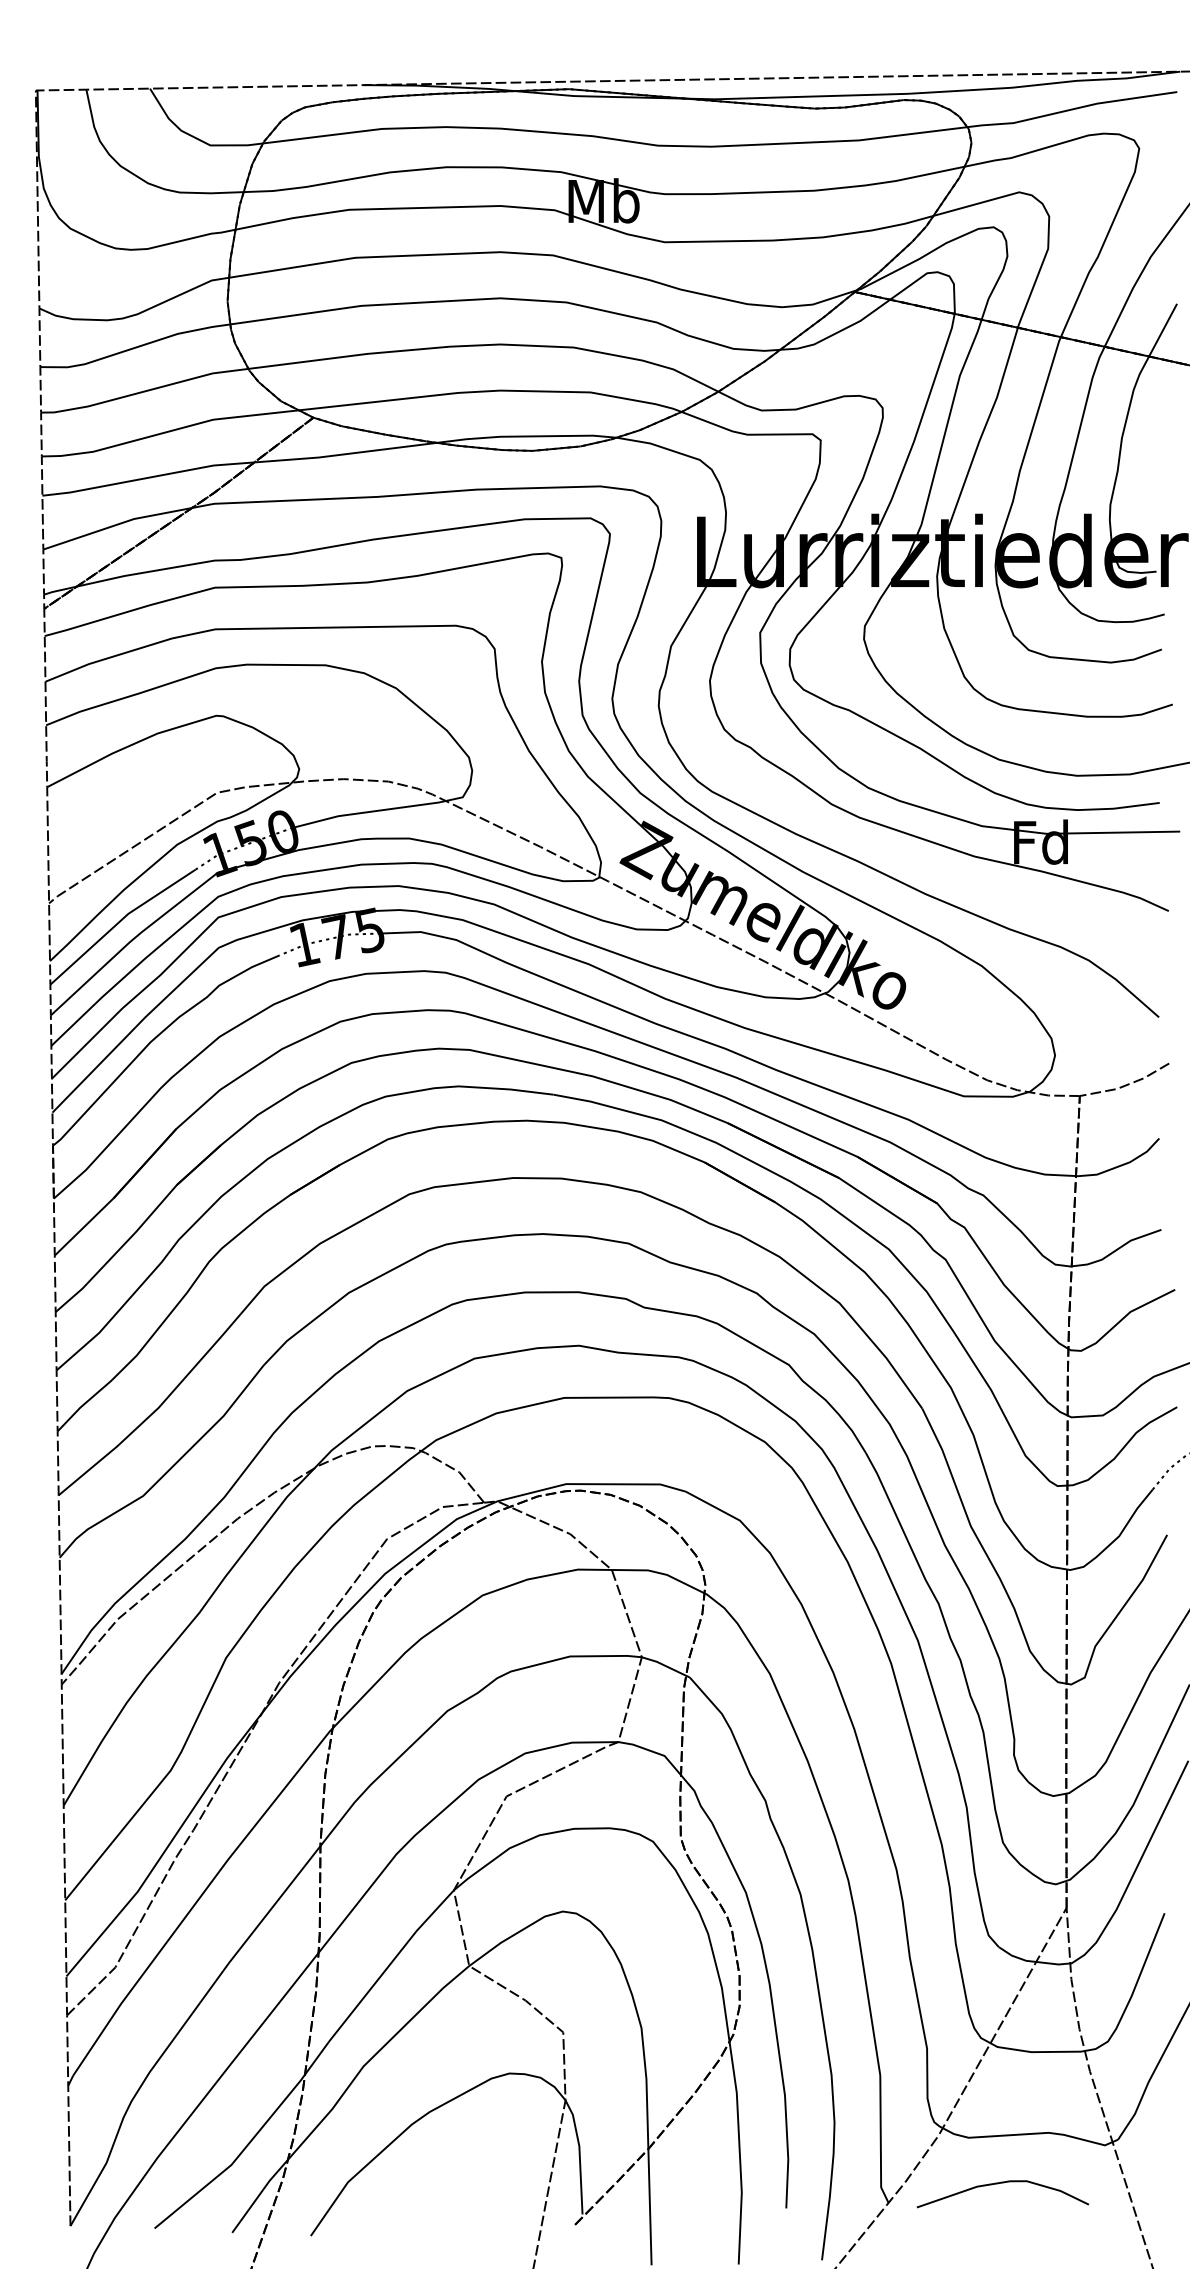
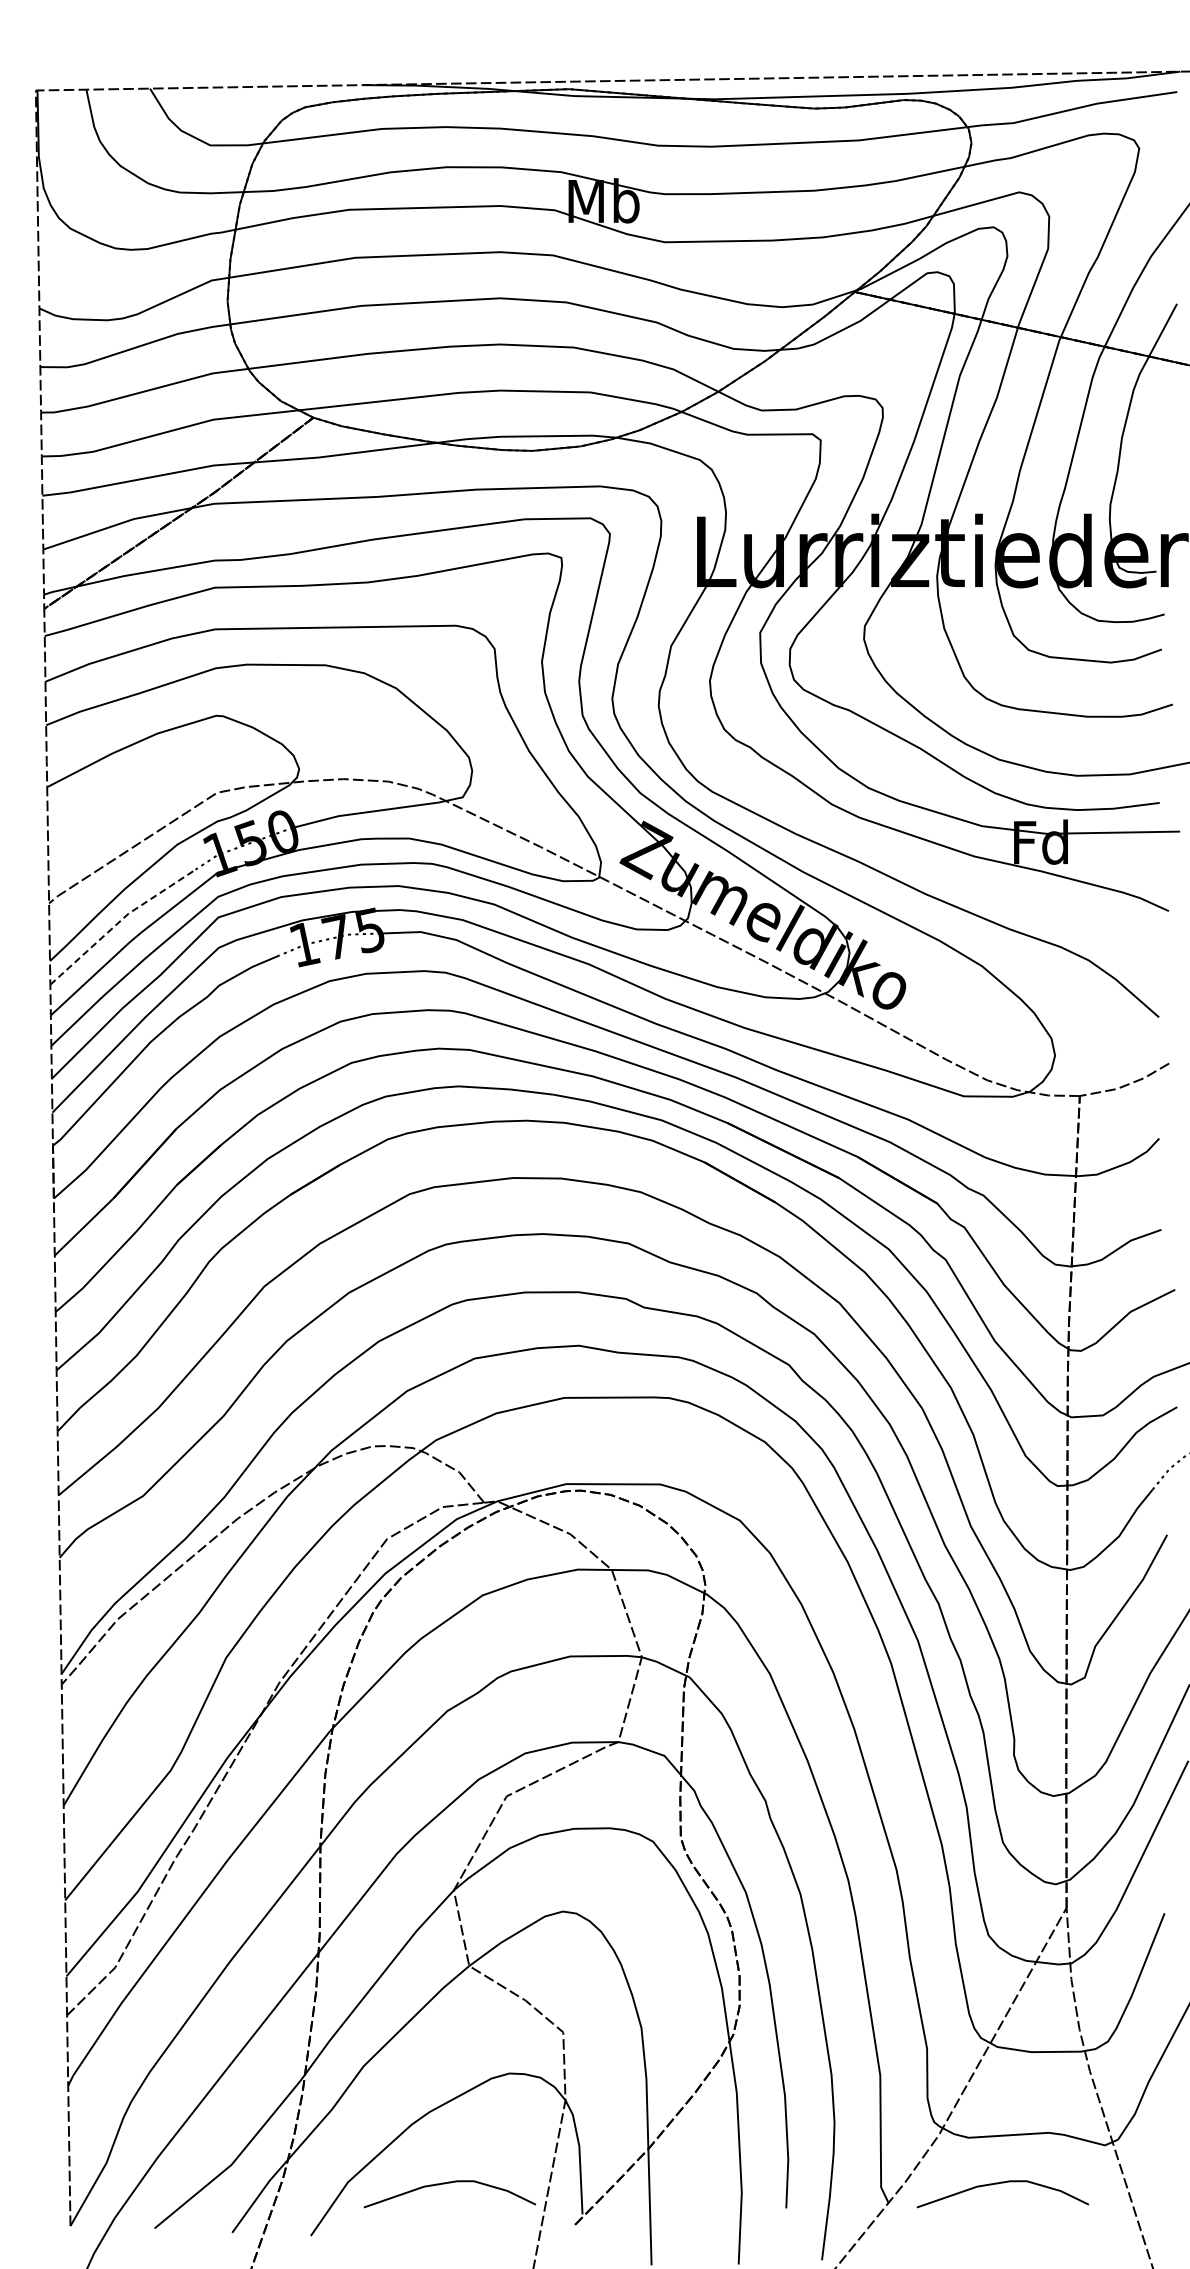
line: solid -> dashed (119, 921)
curve: none -> present (445, 2184)
